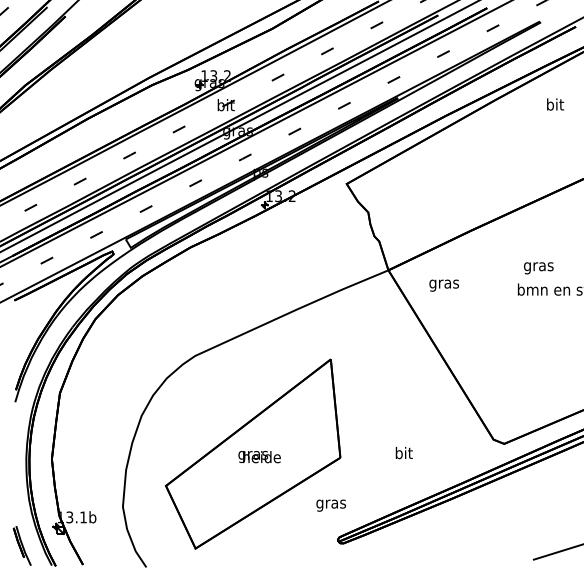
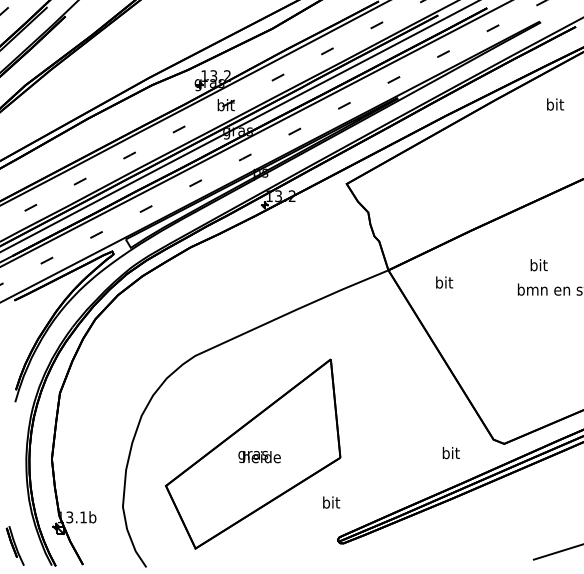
text: gras -> bit (538, 266)
text: gras -> bit (443, 283)
text position: (403, 453) -> (450, 453) (450, 453)
text: gras -> bit (330, 503)
part position: (21, 545) -> (14, 545) (14, 545)
